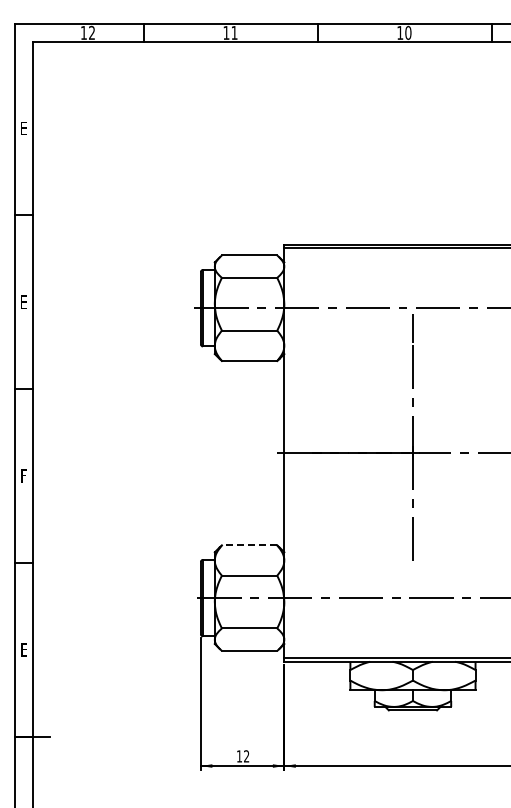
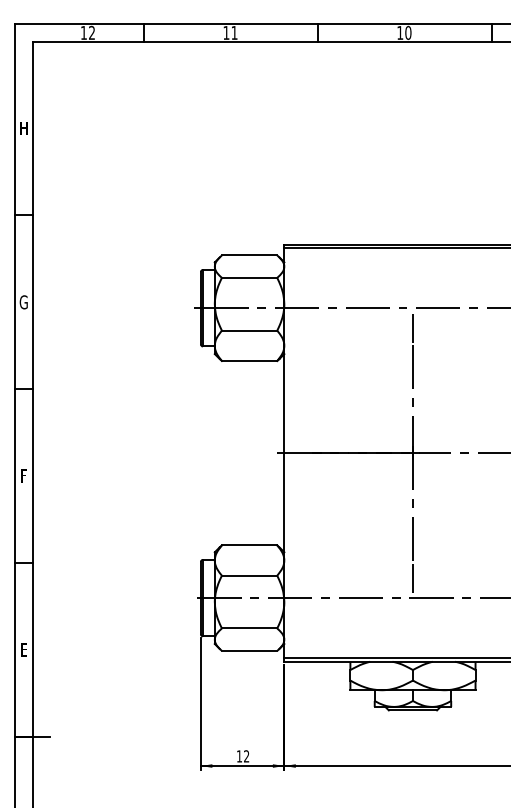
text: E -> H (23, 128)
text: E -> G (23, 302)
line: dashed -> solid (249, 545)
line: none -> present (412, 578)
